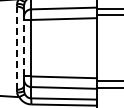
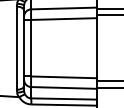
line: dashed -> solid (24, 47)
line: dashed -> solid (16, 48)
